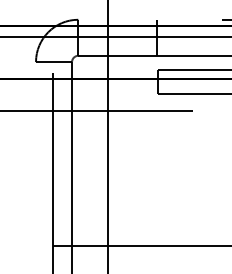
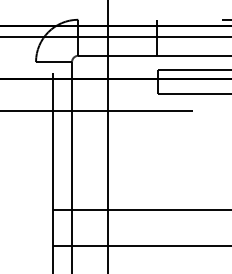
line: none -> present (140, 210)
